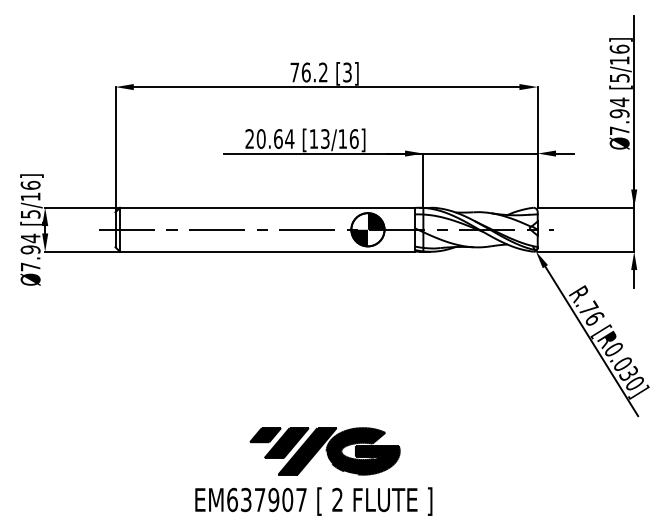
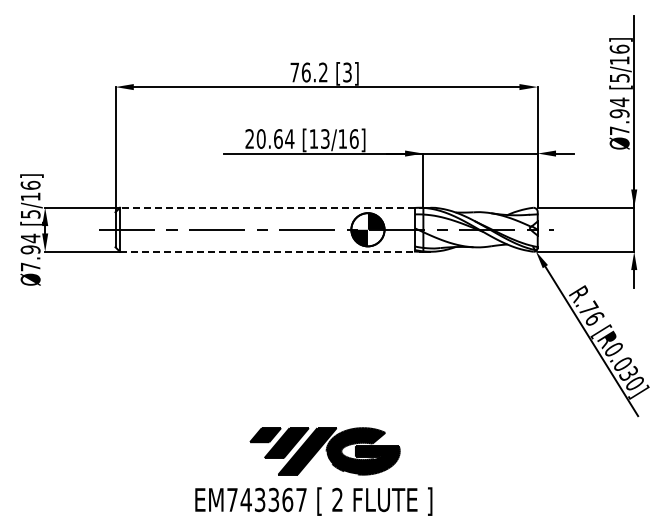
line: solid -> dashed (266, 207)
line: solid -> dashed (267, 251)
text: EM637907 -> EM743367 (260, 499)
